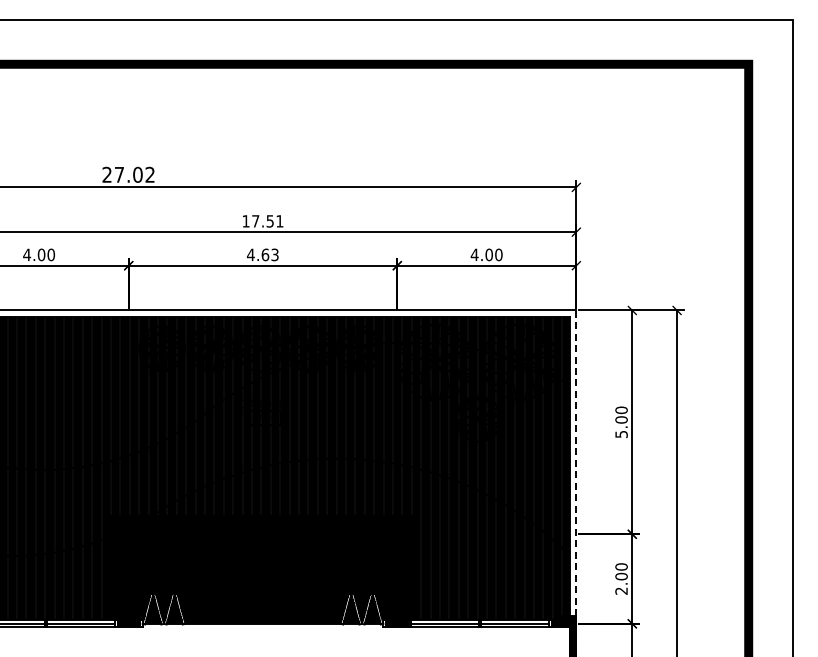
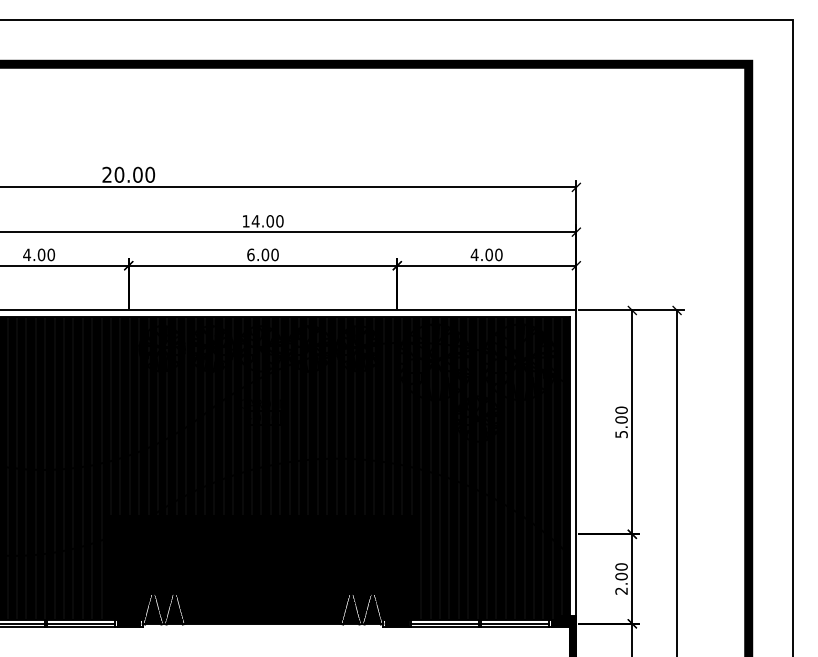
text: 27.02 -> 20.00 (134, 174)
text: 17.51 -> 14.00 (267, 221)
text: 4.63 -> 6.00 (262, 254)
line: dashed -> solid (576, 463)
